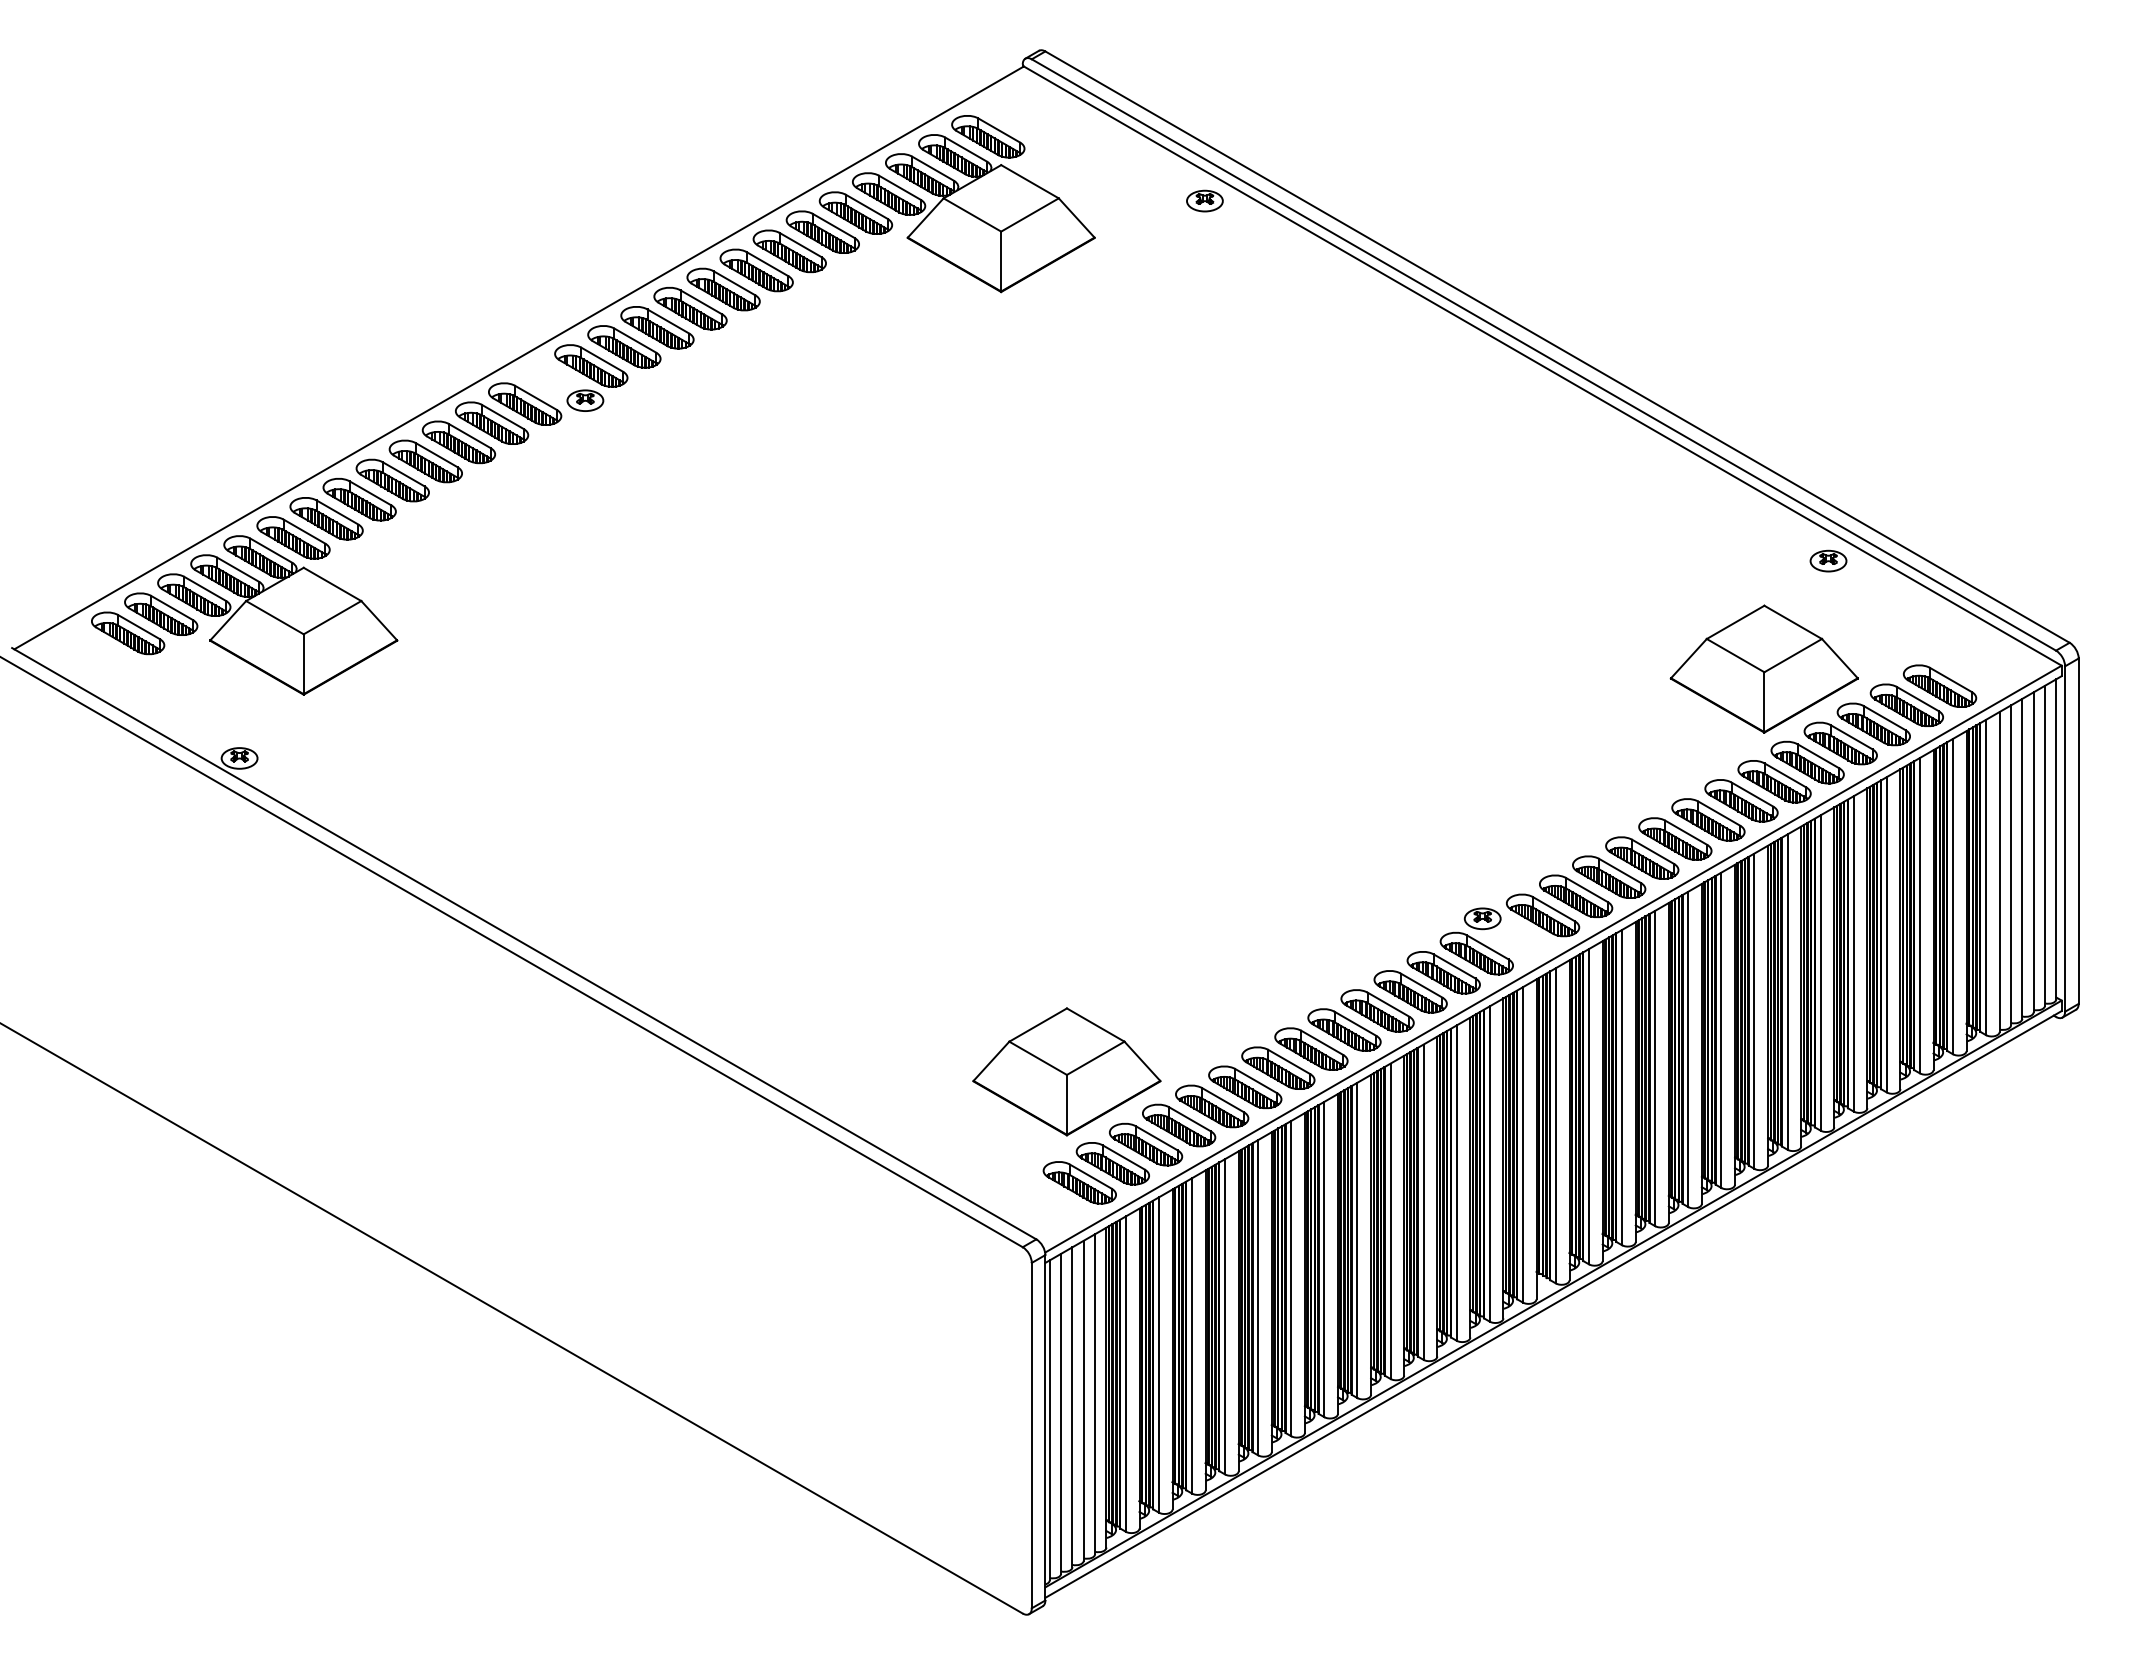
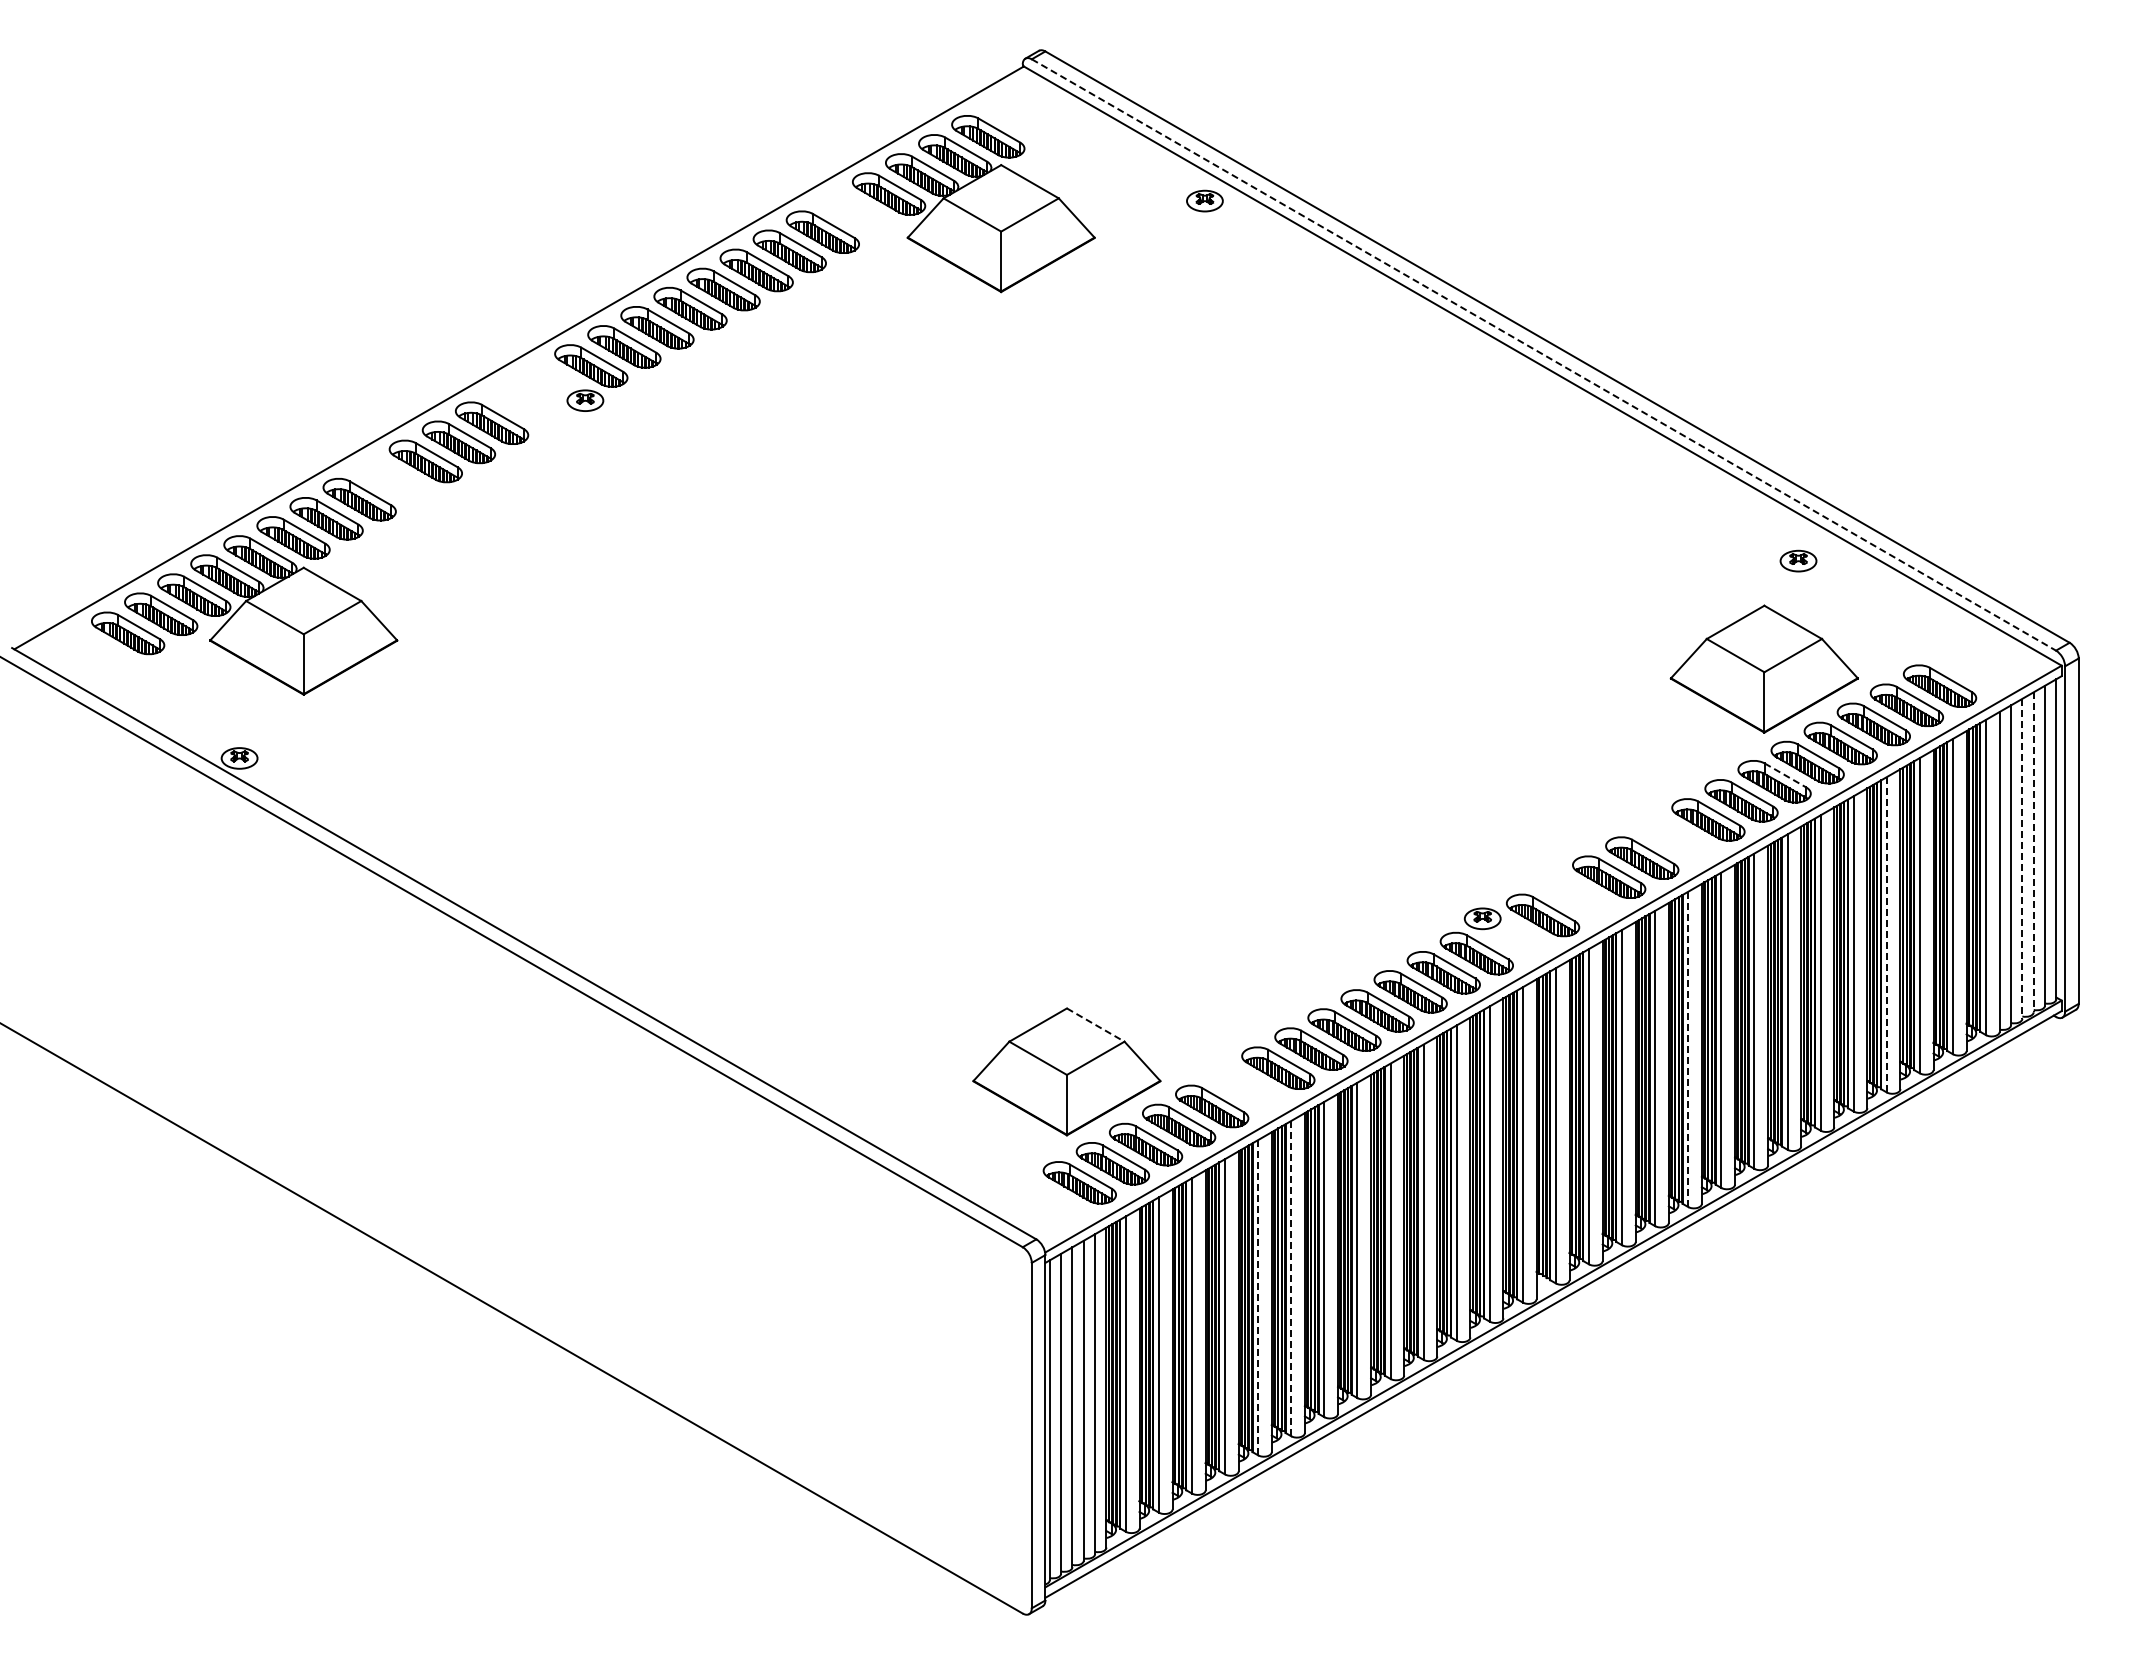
part: present -> none (855, 212)
line: solid -> dashed (1544, 355)
part: present -> none (525, 403)
part: present -> none (392, 480)
part position: (1828, 560) -> (1798, 560) (1798, 560)
line: solid -> dashed (1785, 775)
part: present -> none (1675, 838)
line: solid -> dashed (2033, 852)
line: solid -> dashed (2022, 858)
part: present -> none (1576, 895)
line: solid -> dashed (1886, 934)
line: solid -> dashed (1096, 1025)
line: solid -> dashed (1688, 1049)
part: present -> none (1245, 1086)
line: solid -> dashed (1291, 1278)
line: solid -> dashed (1258, 1297)
